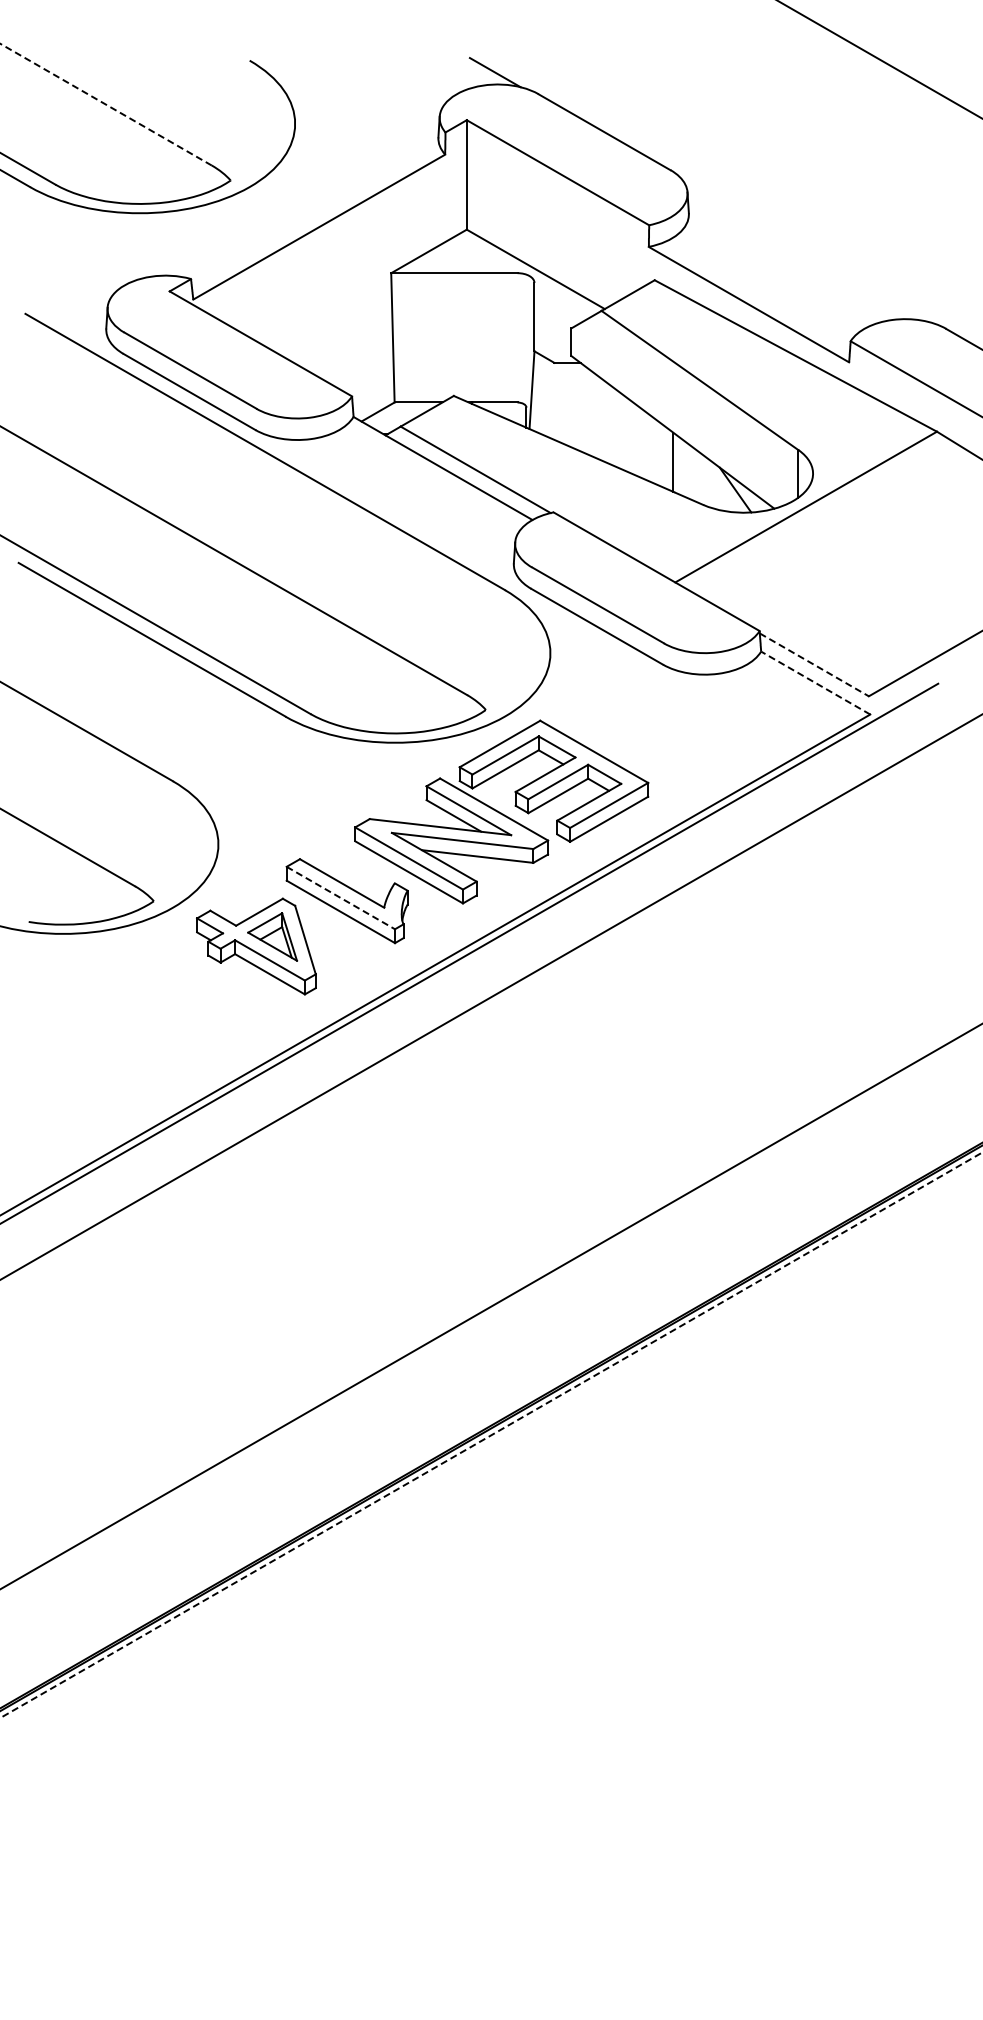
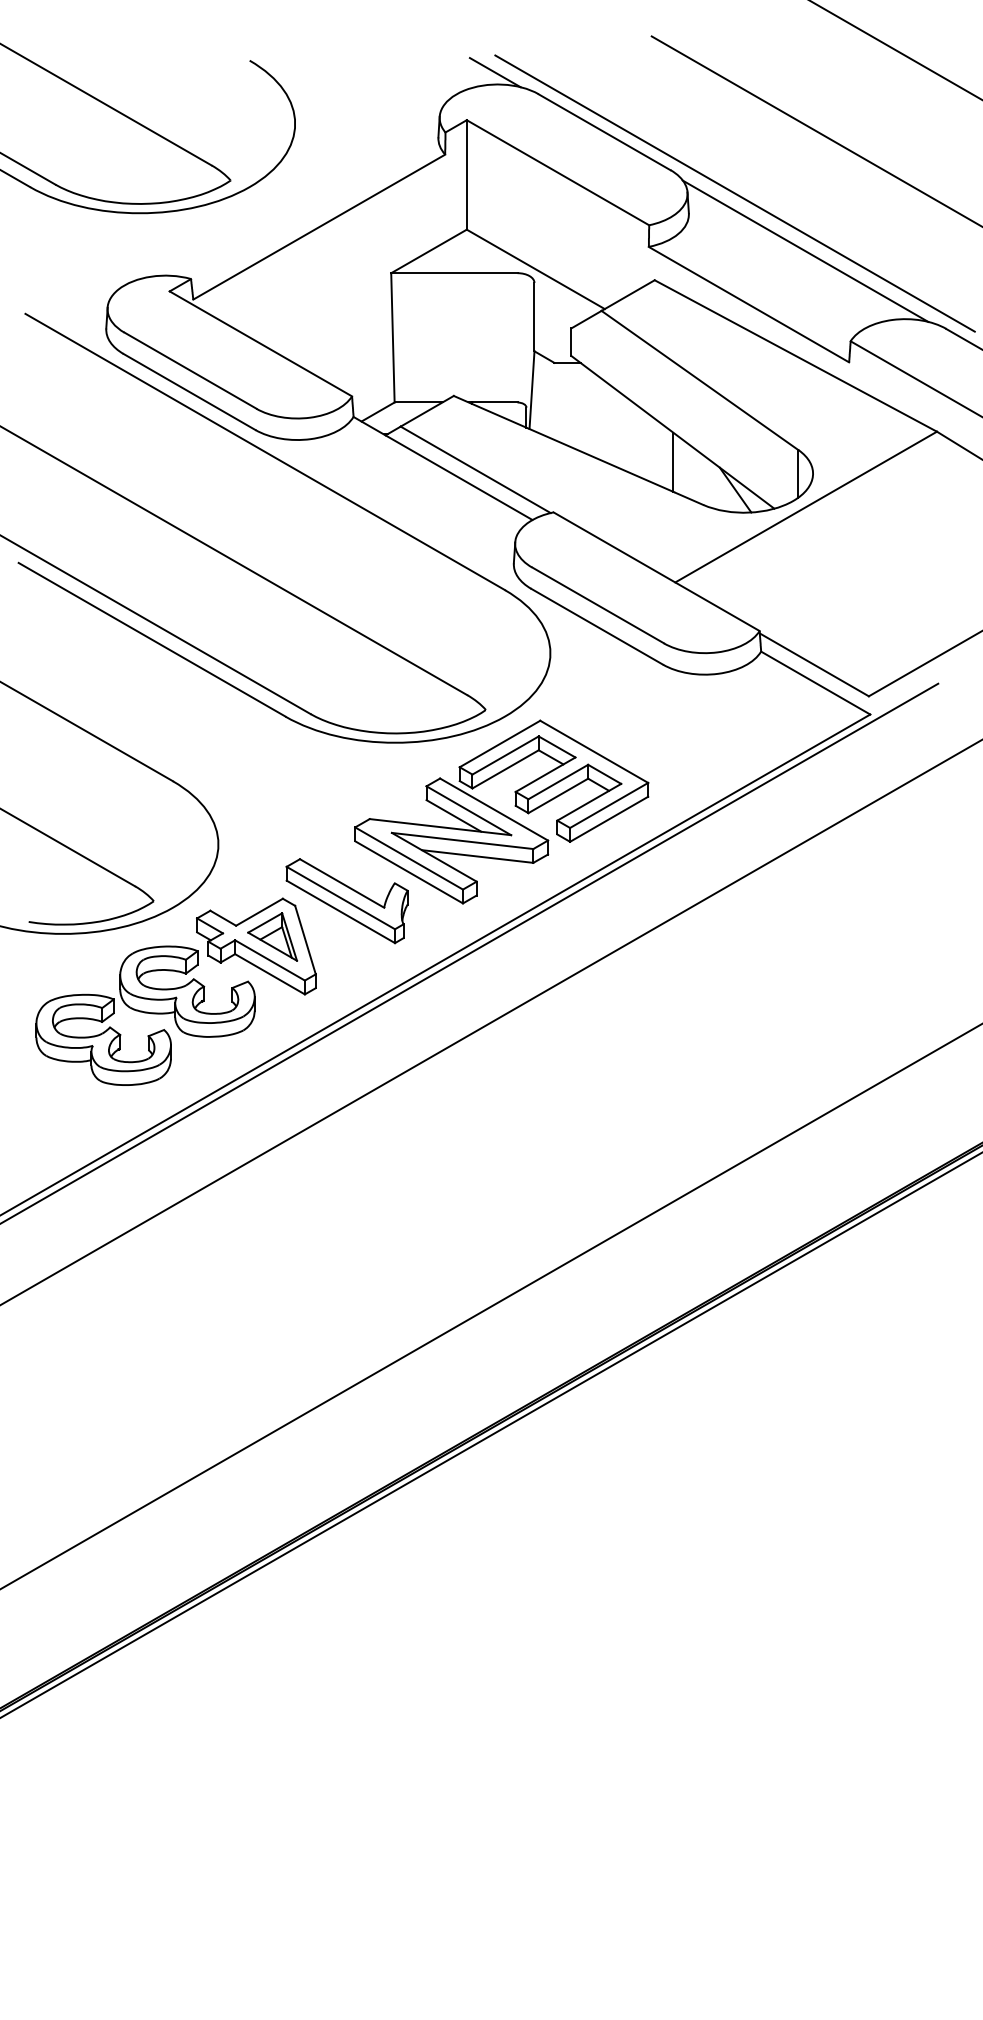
line position: (879, 59) -> (895, 50) (895, 50)
line: dashed -> solid (106, 104)
line: none -> present (815, 130)
line: none -> present (734, 193)
line: none -> present (805, 250)
line: dashed -> solid (814, 664)
line: dashed -> solid (815, 683)
line: dashed -> solid (340, 898)
line position: (490, 996) -> (490, 1022) (490, 1022)
part: none -> present (145, 1015)
line: dashed -> solid (490, 1435)
